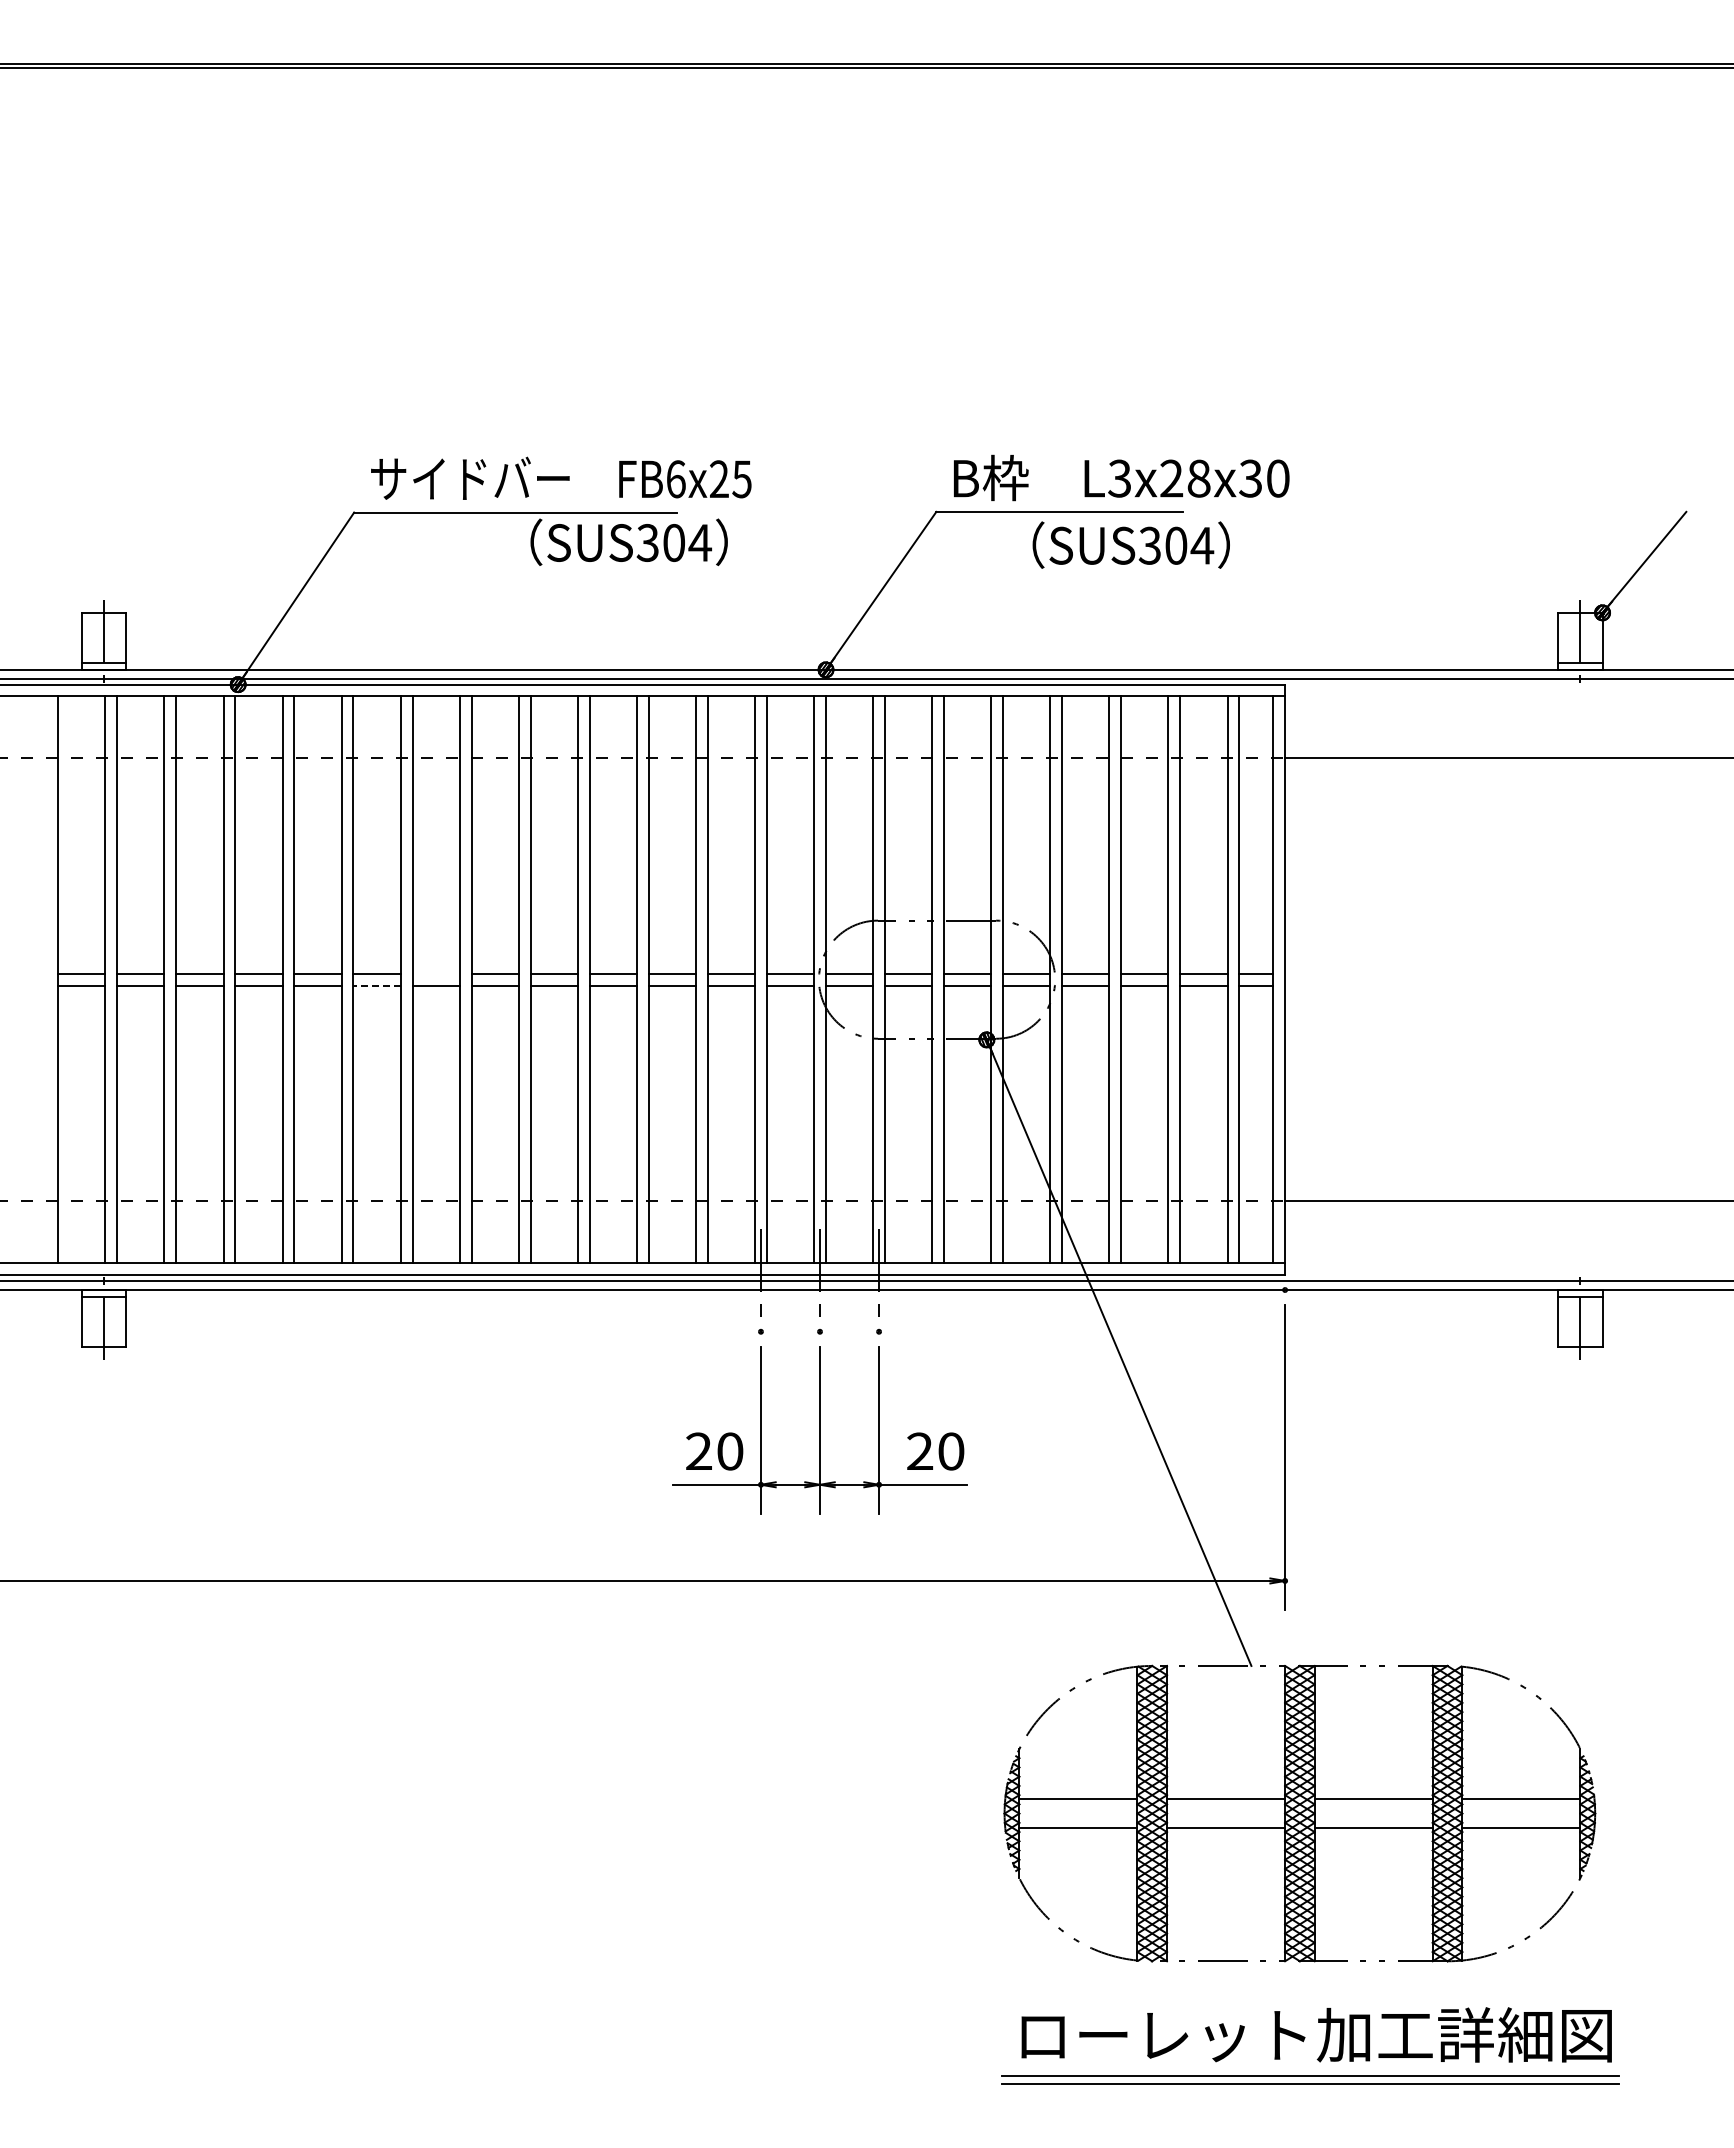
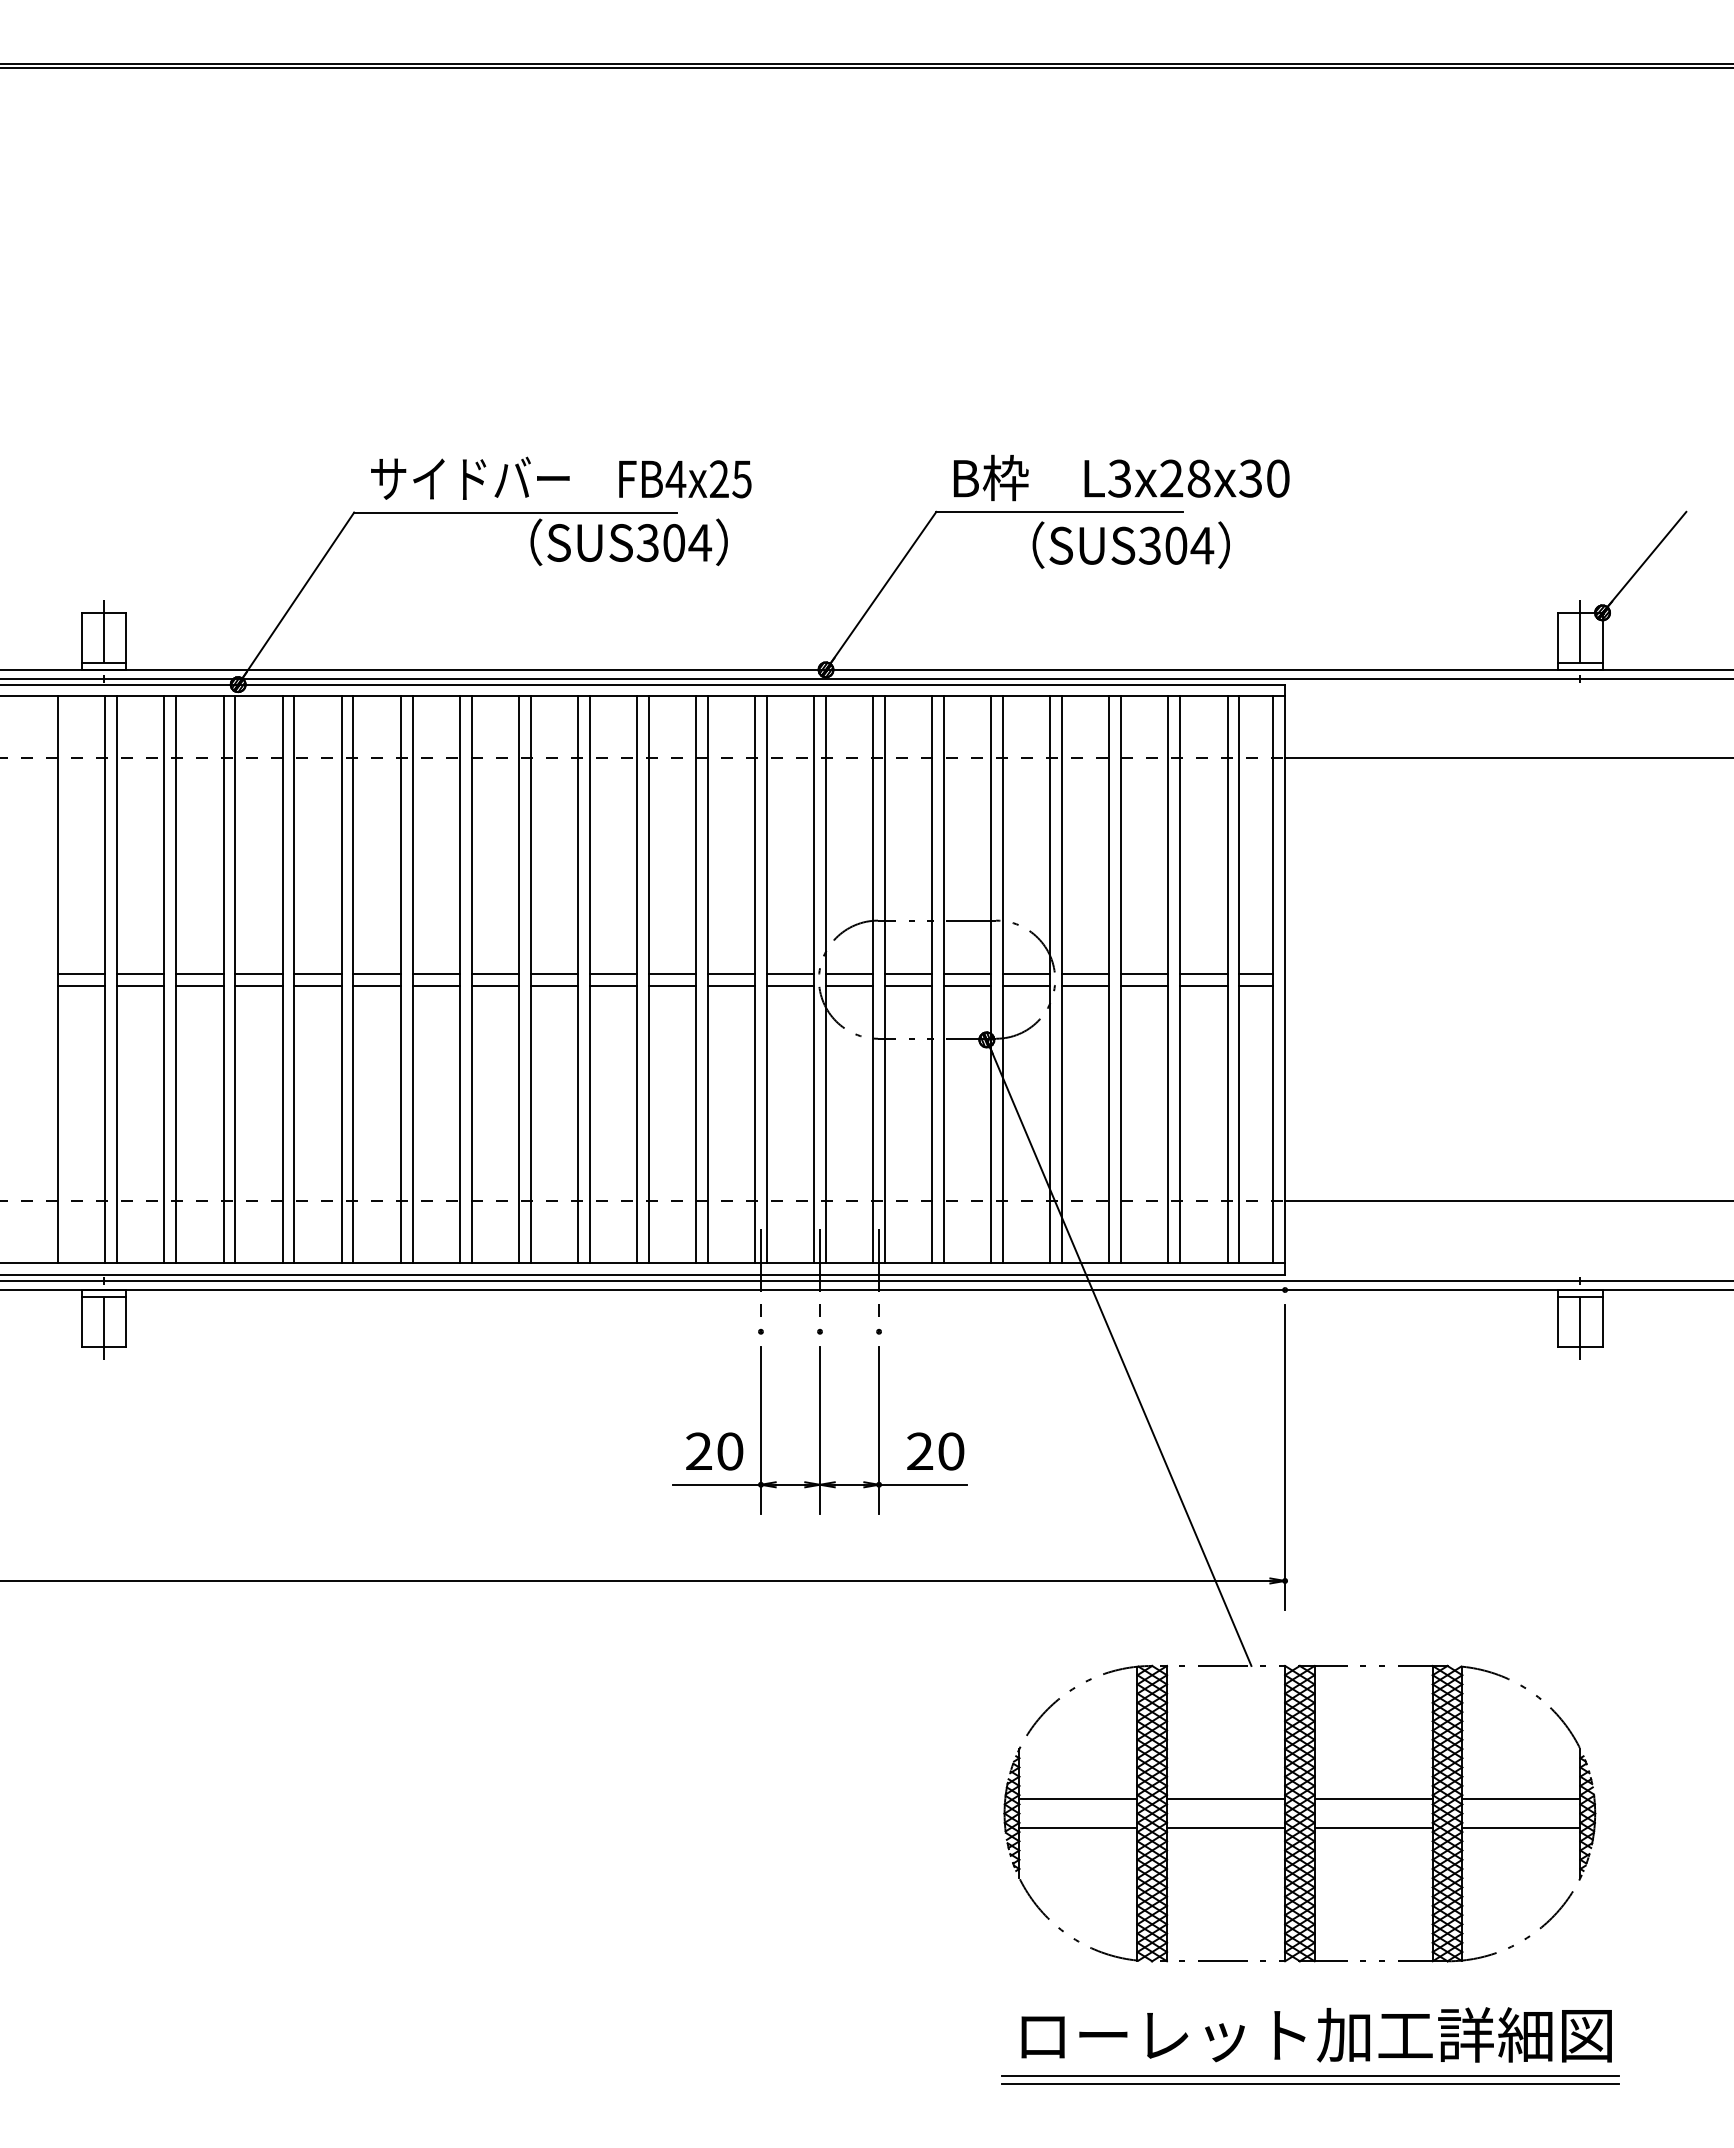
text: FB6x25 -> FB4x25 (675, 479)
line: none -> present (435, 974)
line: dashed -> solid (377, 985)
